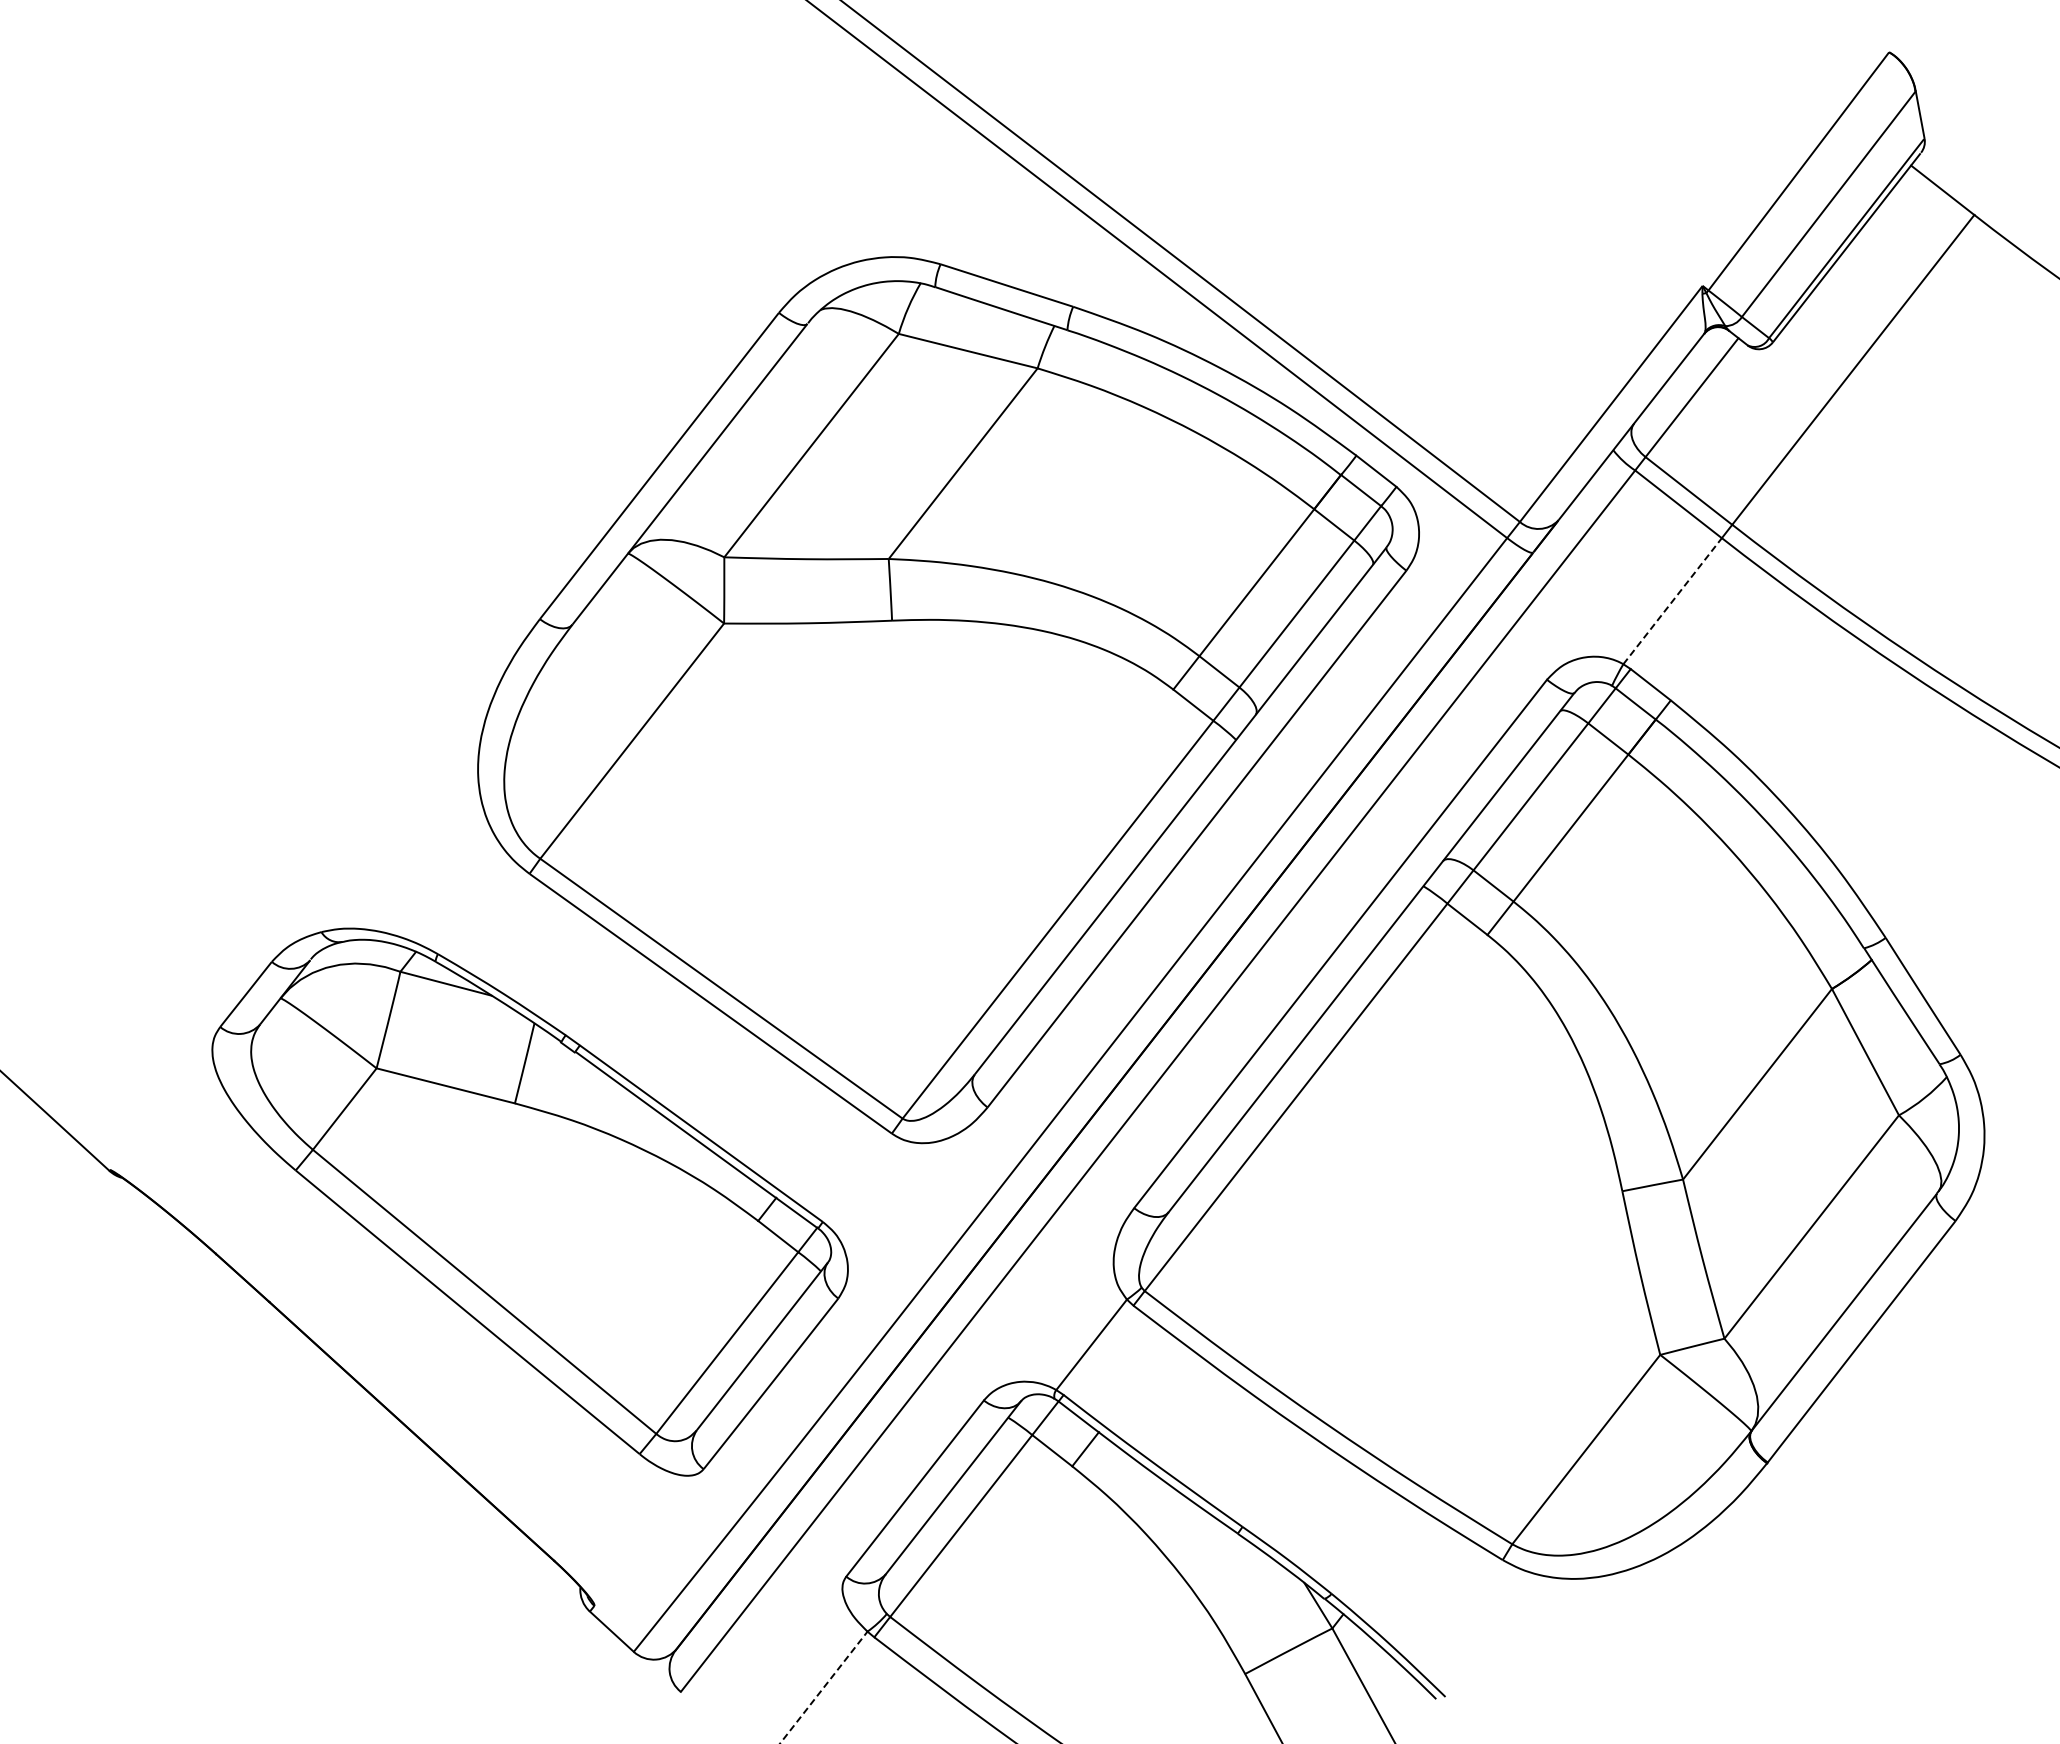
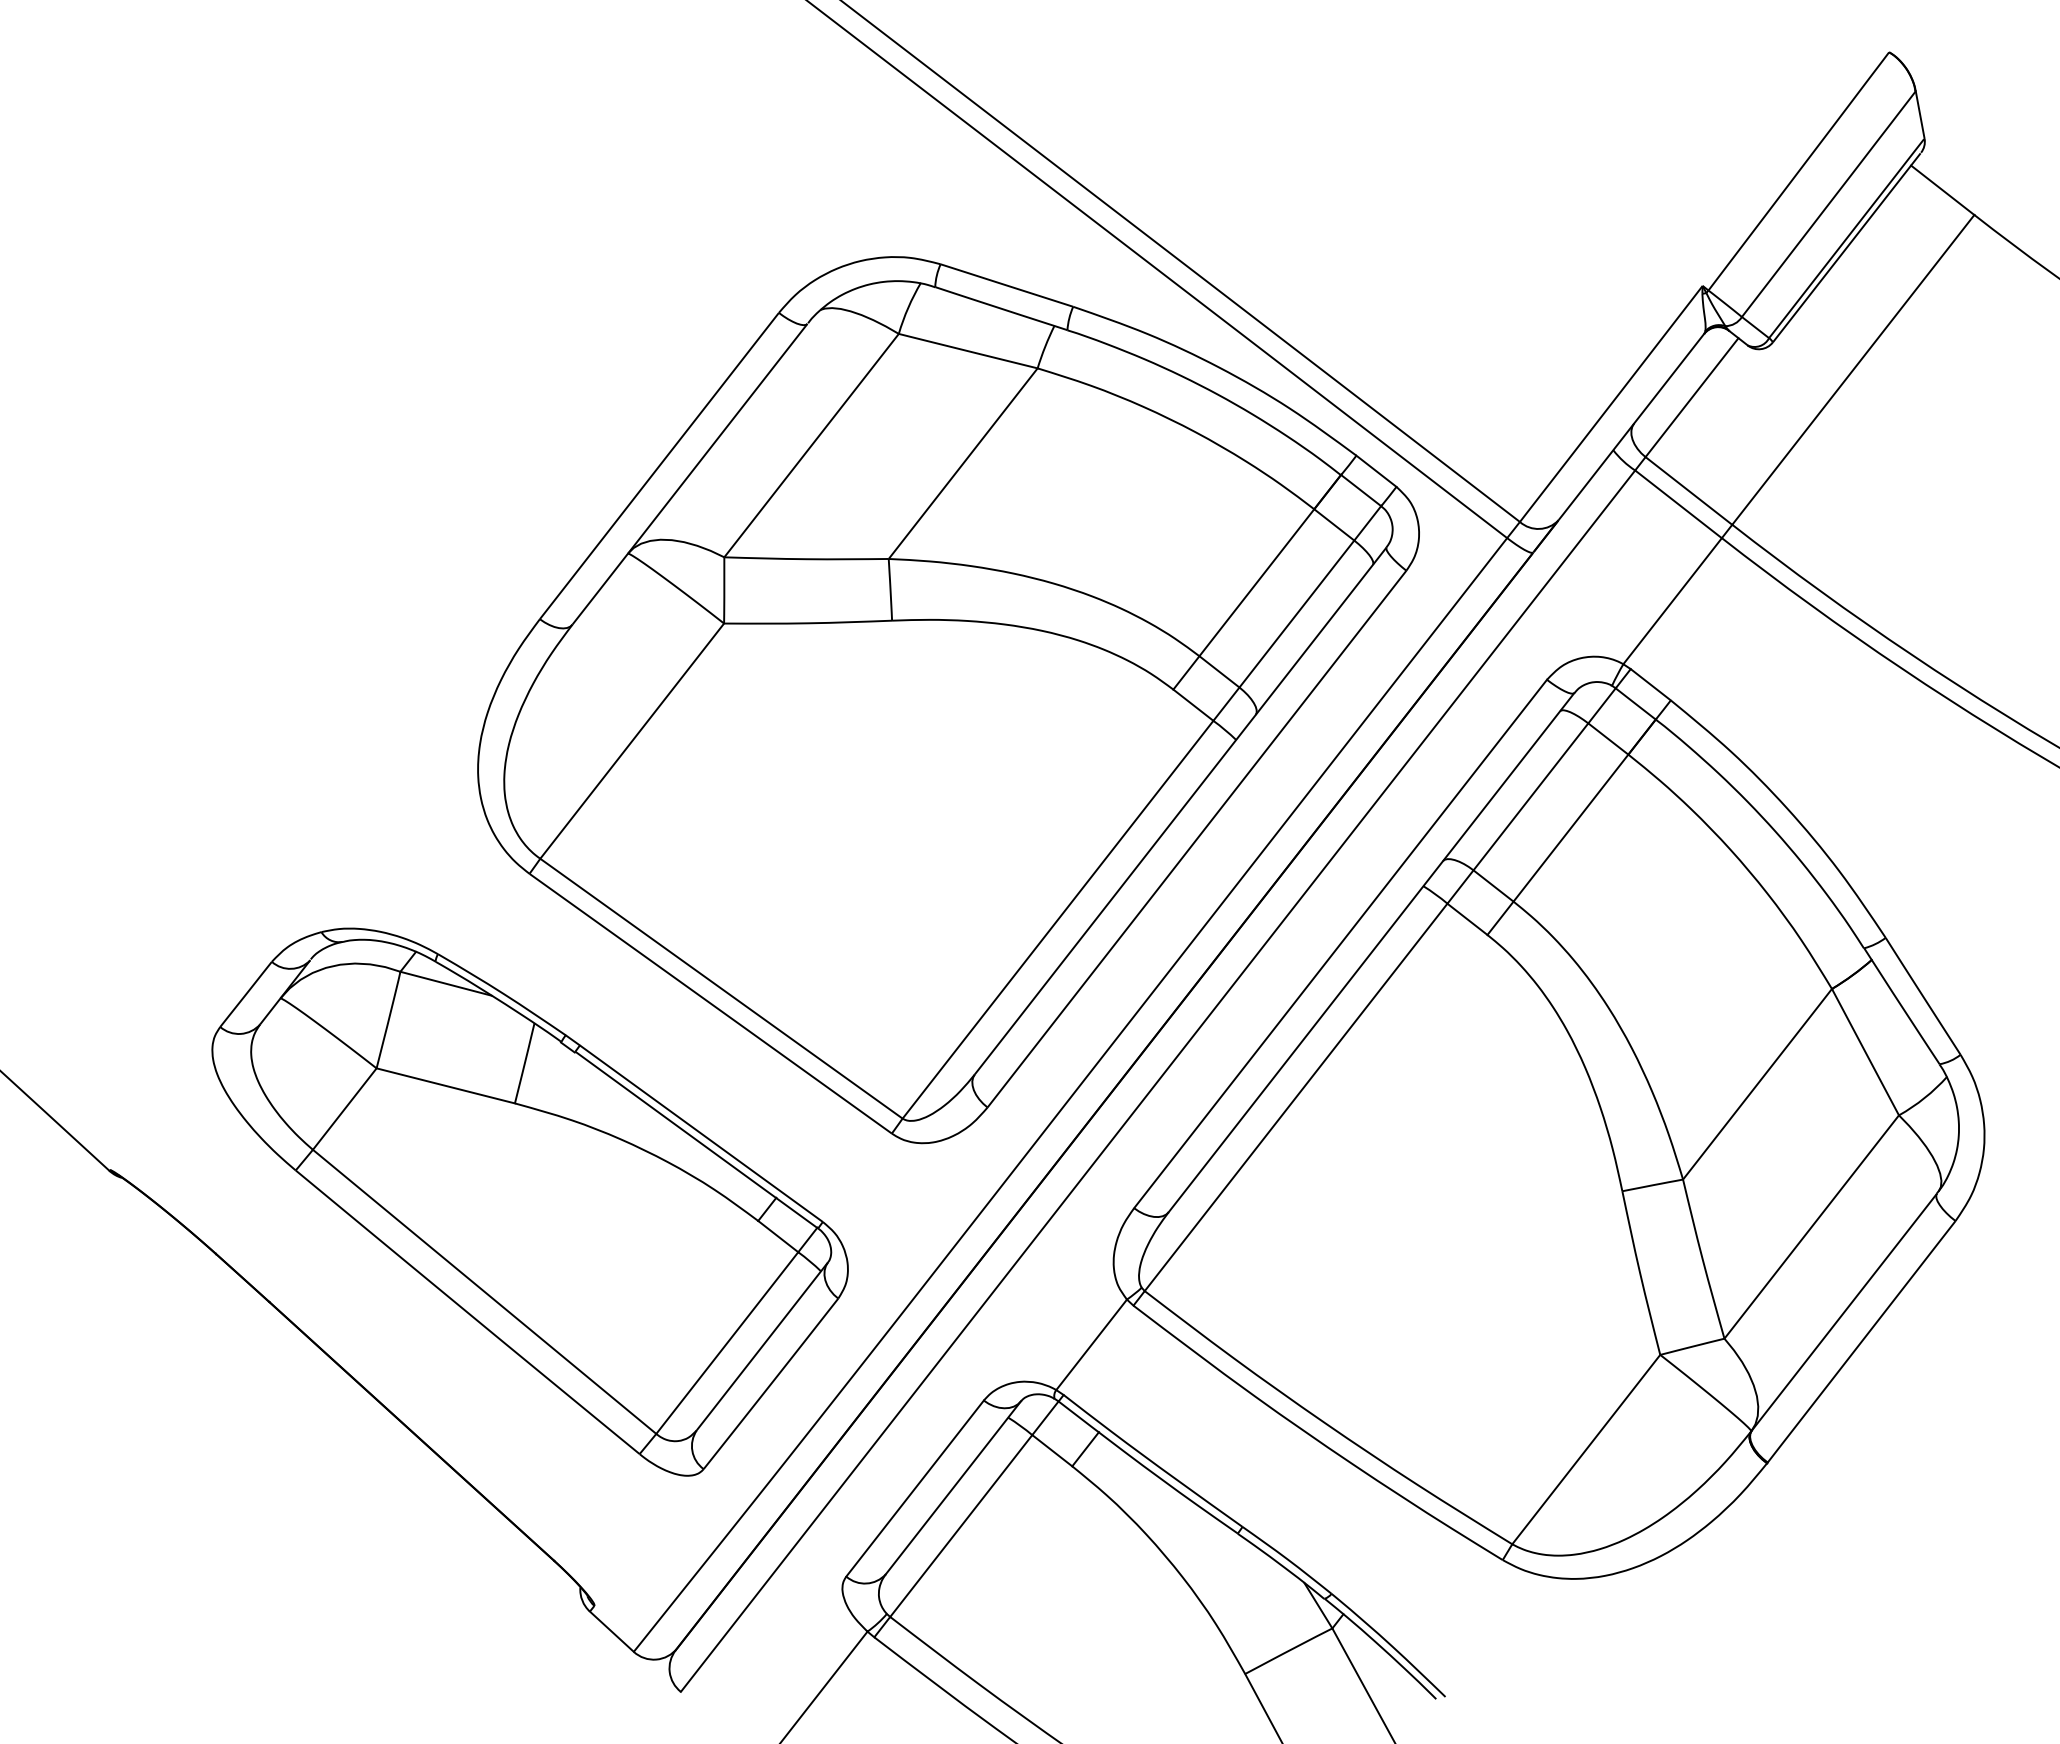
line: dashed -> solid (1672, 601)
line: dashed -> solid (823, 1687)
